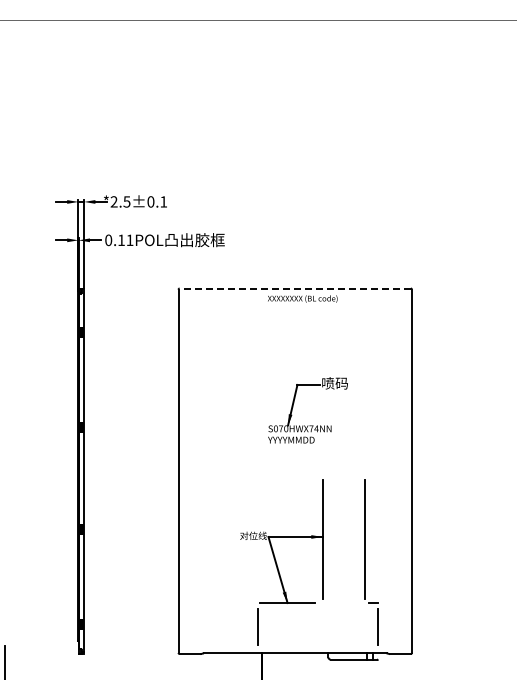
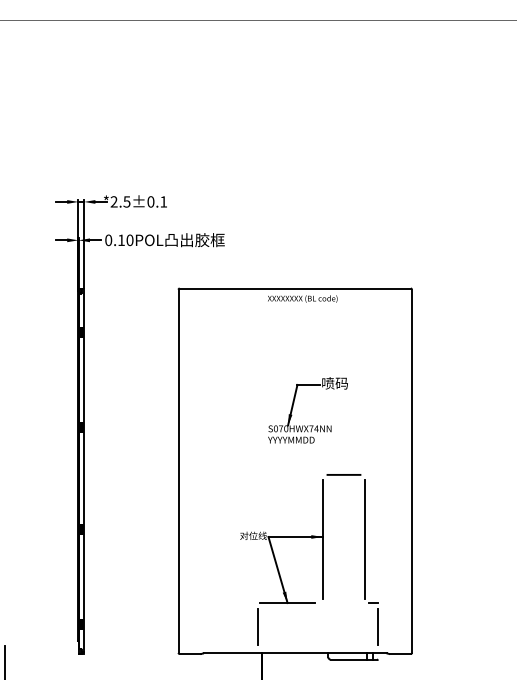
text: 0.11POL -> 0.10POL (129, 240)
line: dashed -> solid (295, 288)
line: none -> present (343, 474)
